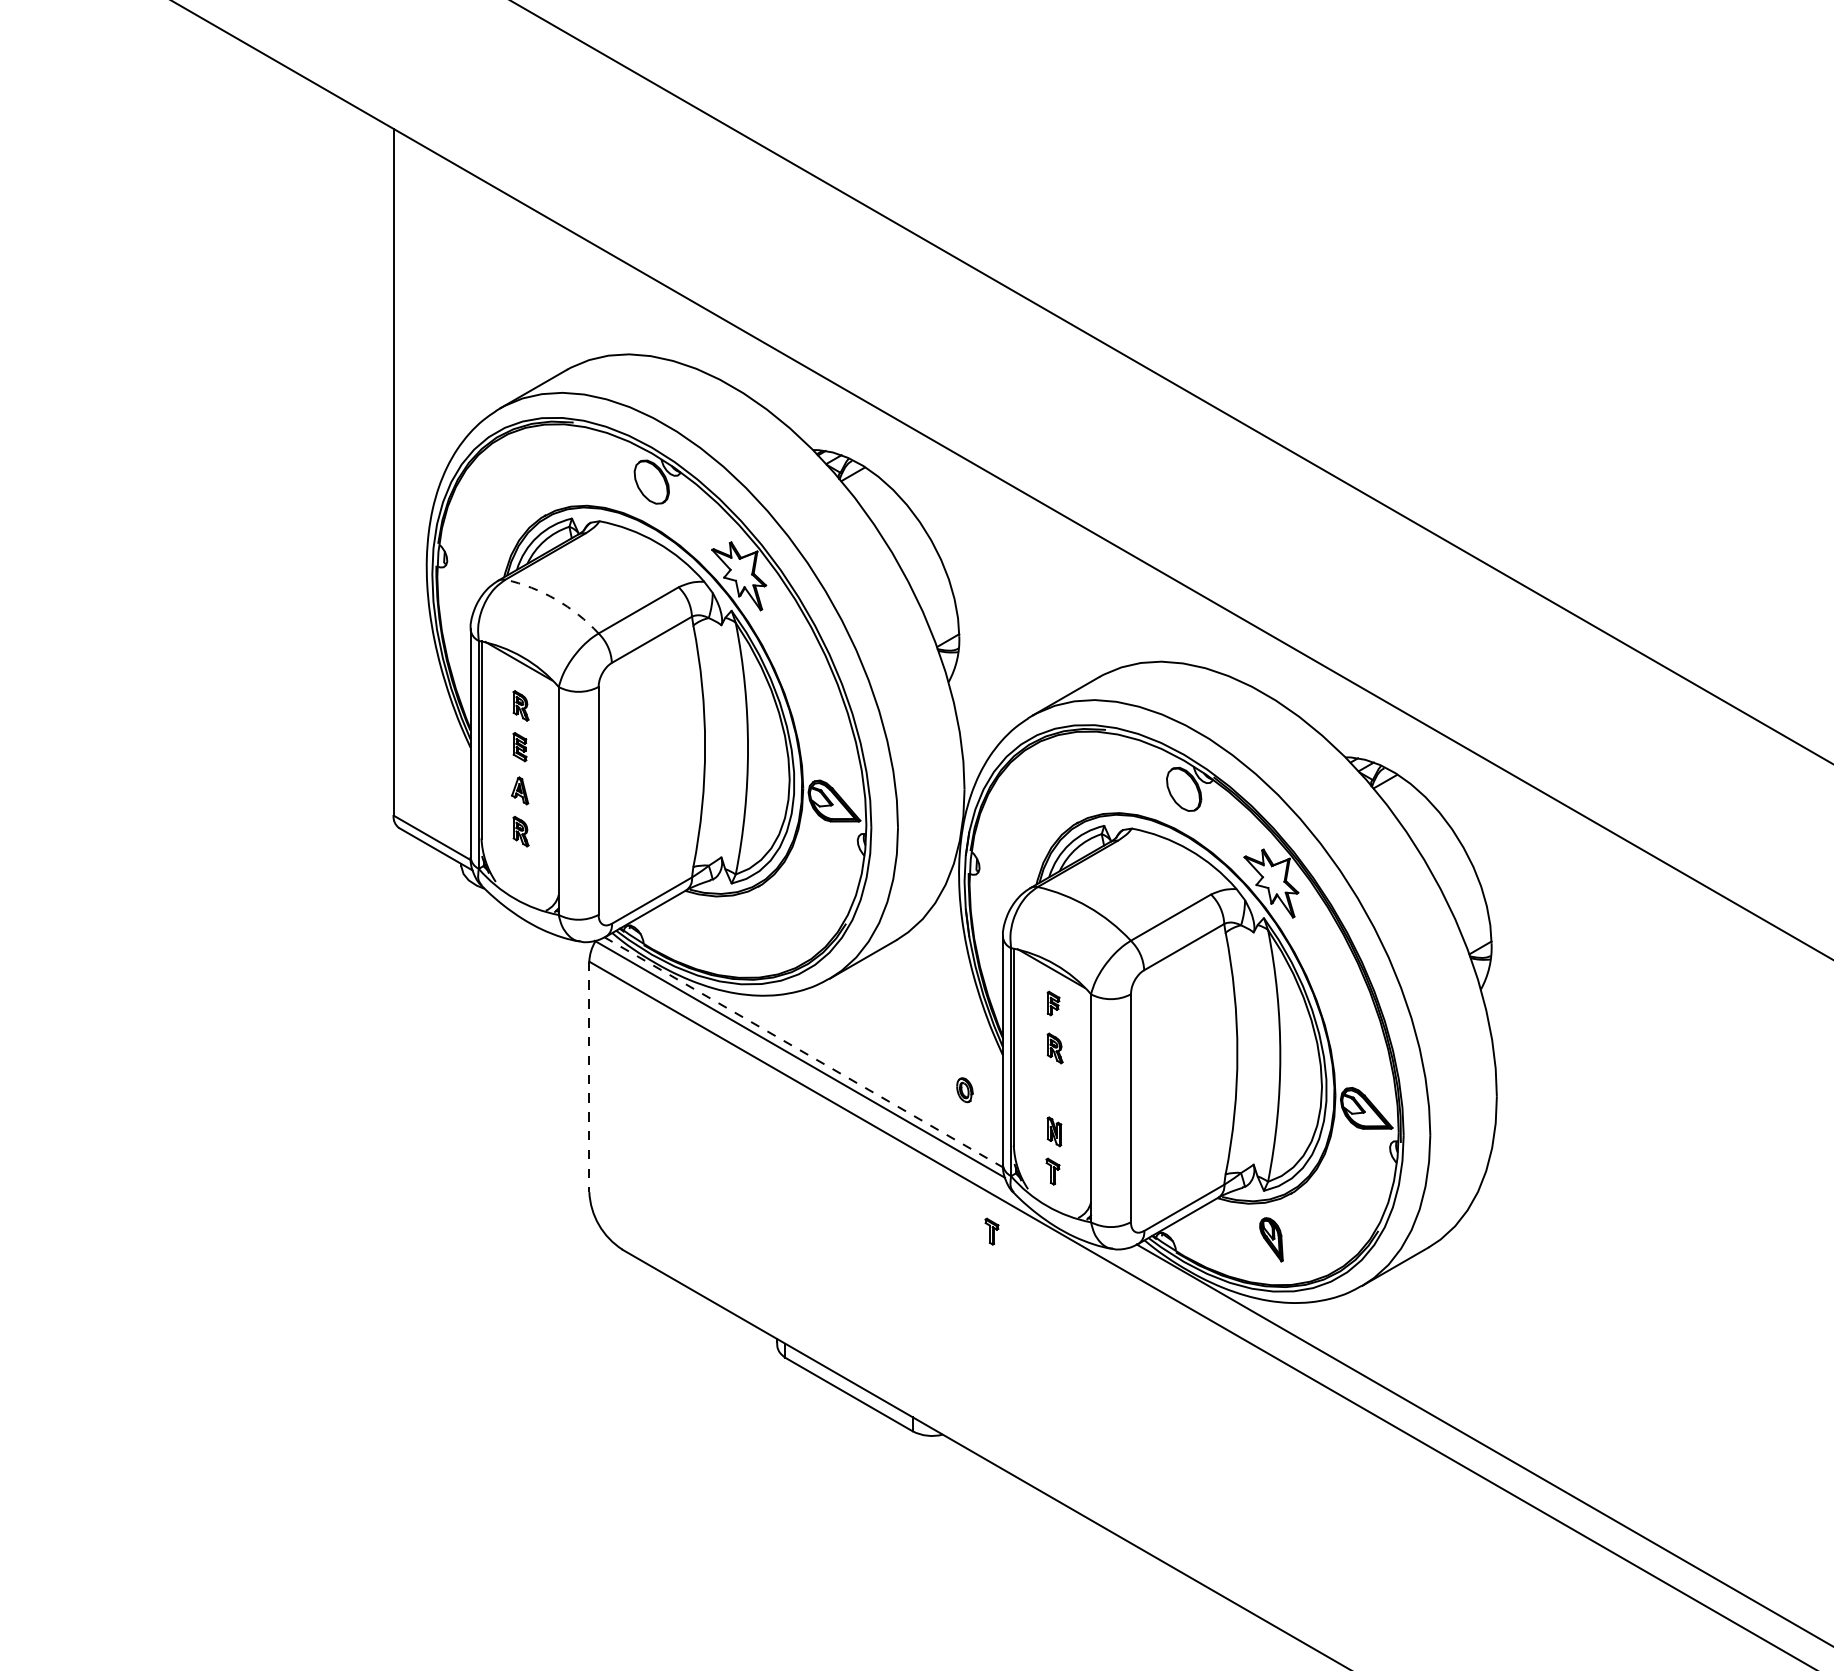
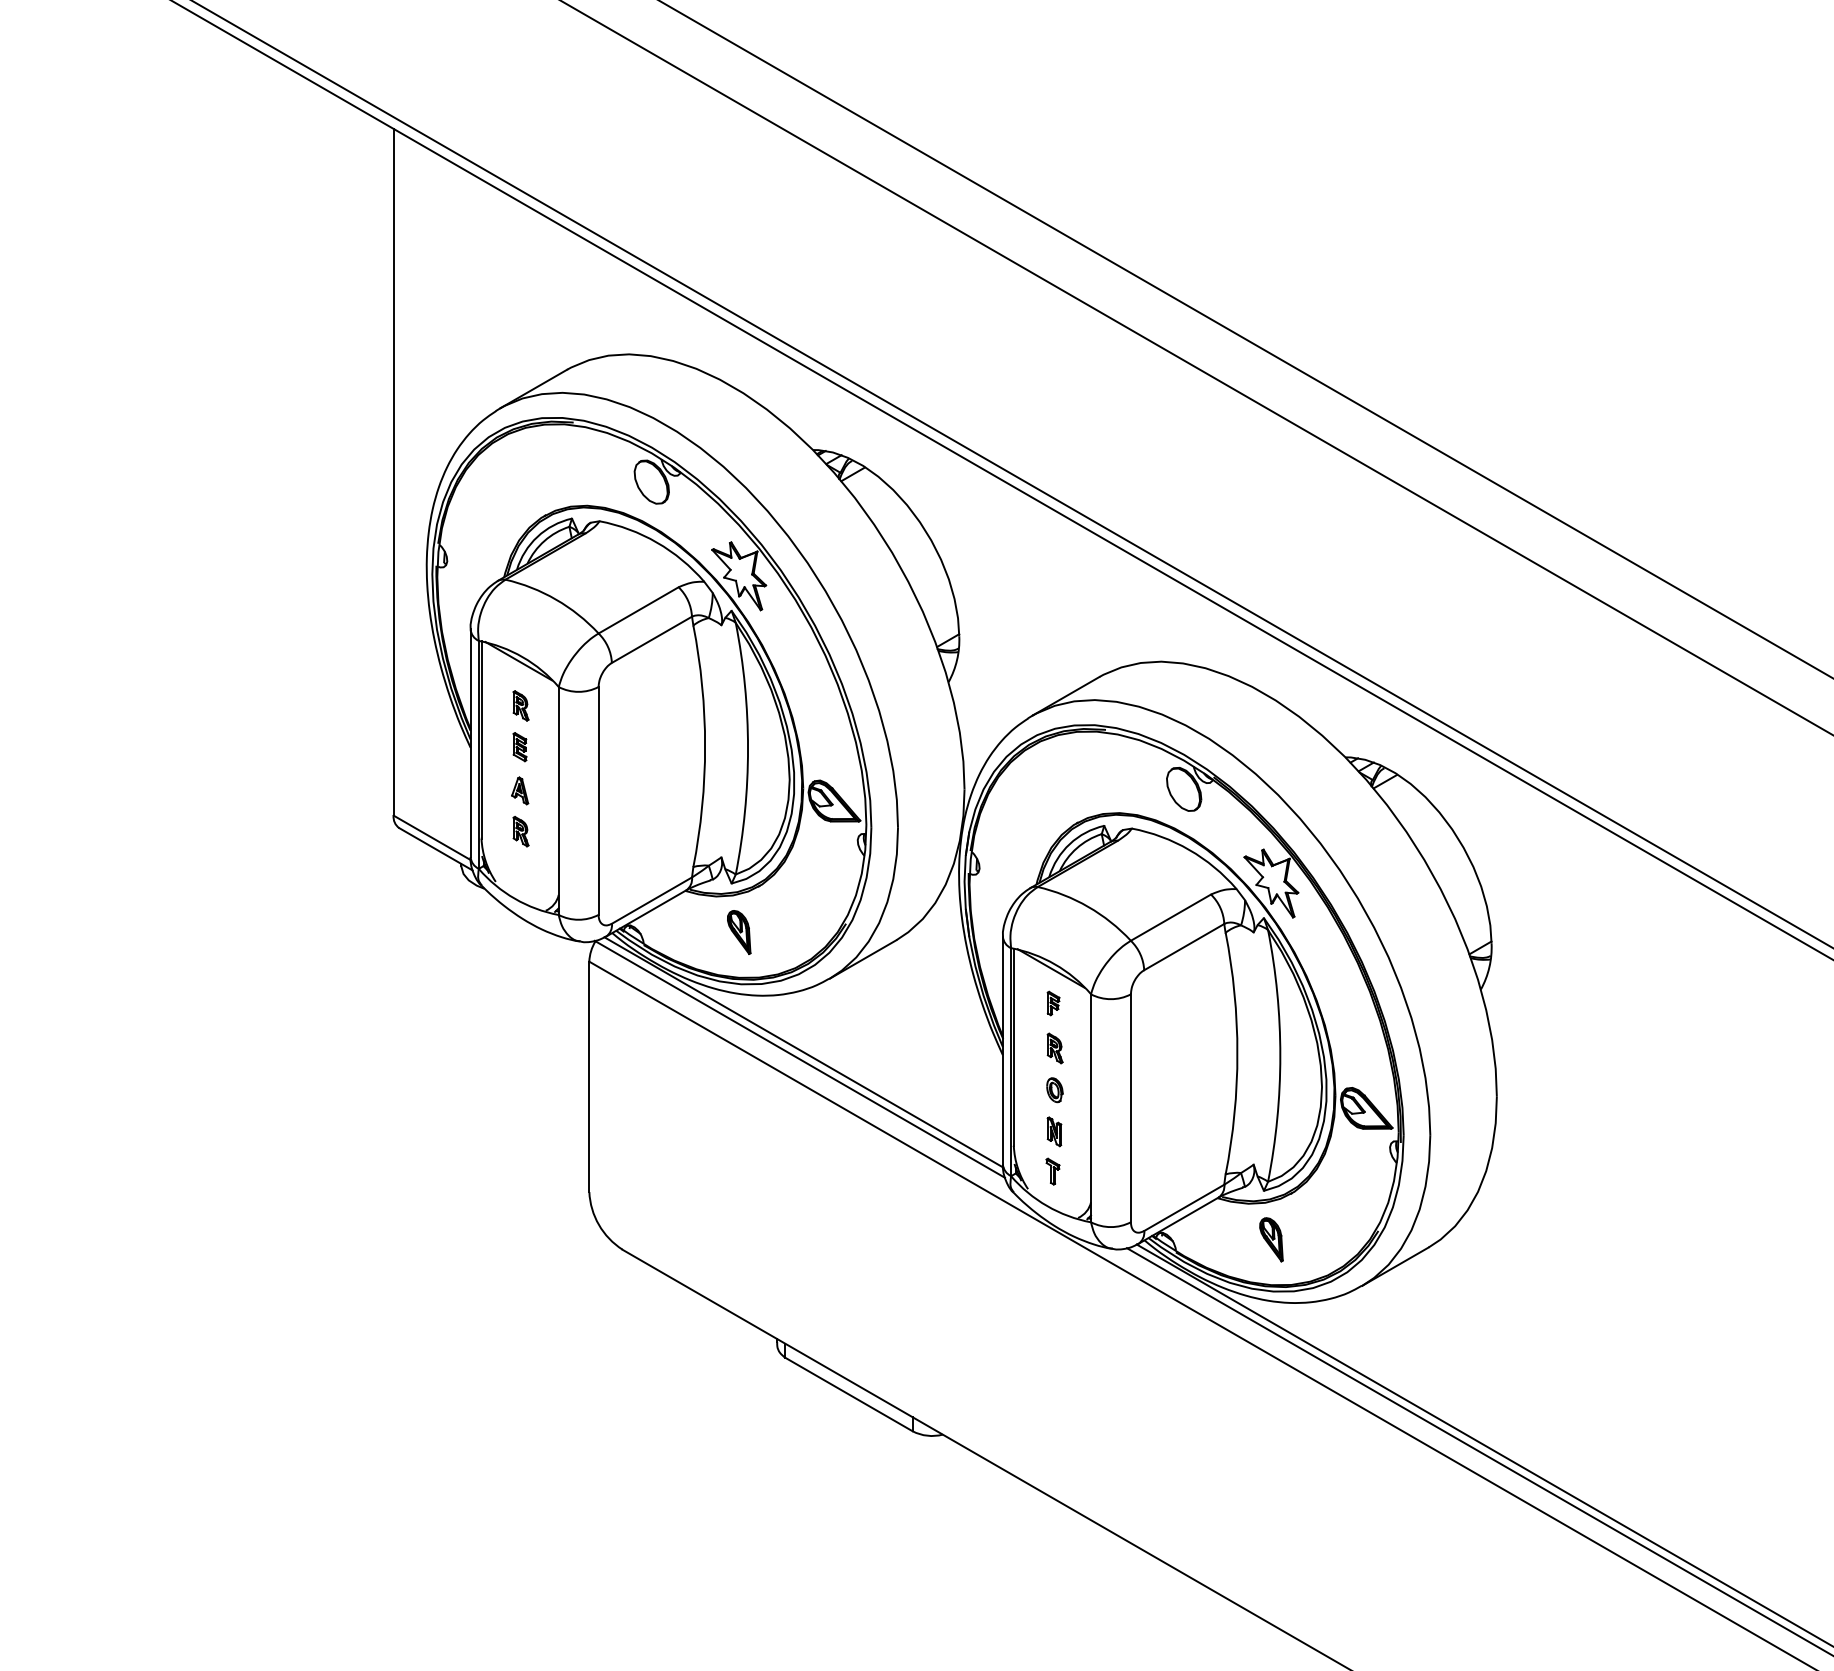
line: none -> present (1245, 339)
line position: (1171, 382) -> (1196, 367) (1196, 367)
line: none -> present (1012, 474)
arc: dashed -> solid (556, 599)
part: none -> present (739, 932)
line: dashed -> solid (804, 1052)
line: dashed -> solid (589, 1077)
part position: (964, 1090) -> (1054, 1090) (1054, 1090)
part: present -> none (991, 1231)
line: none -> present (1478, 1451)
